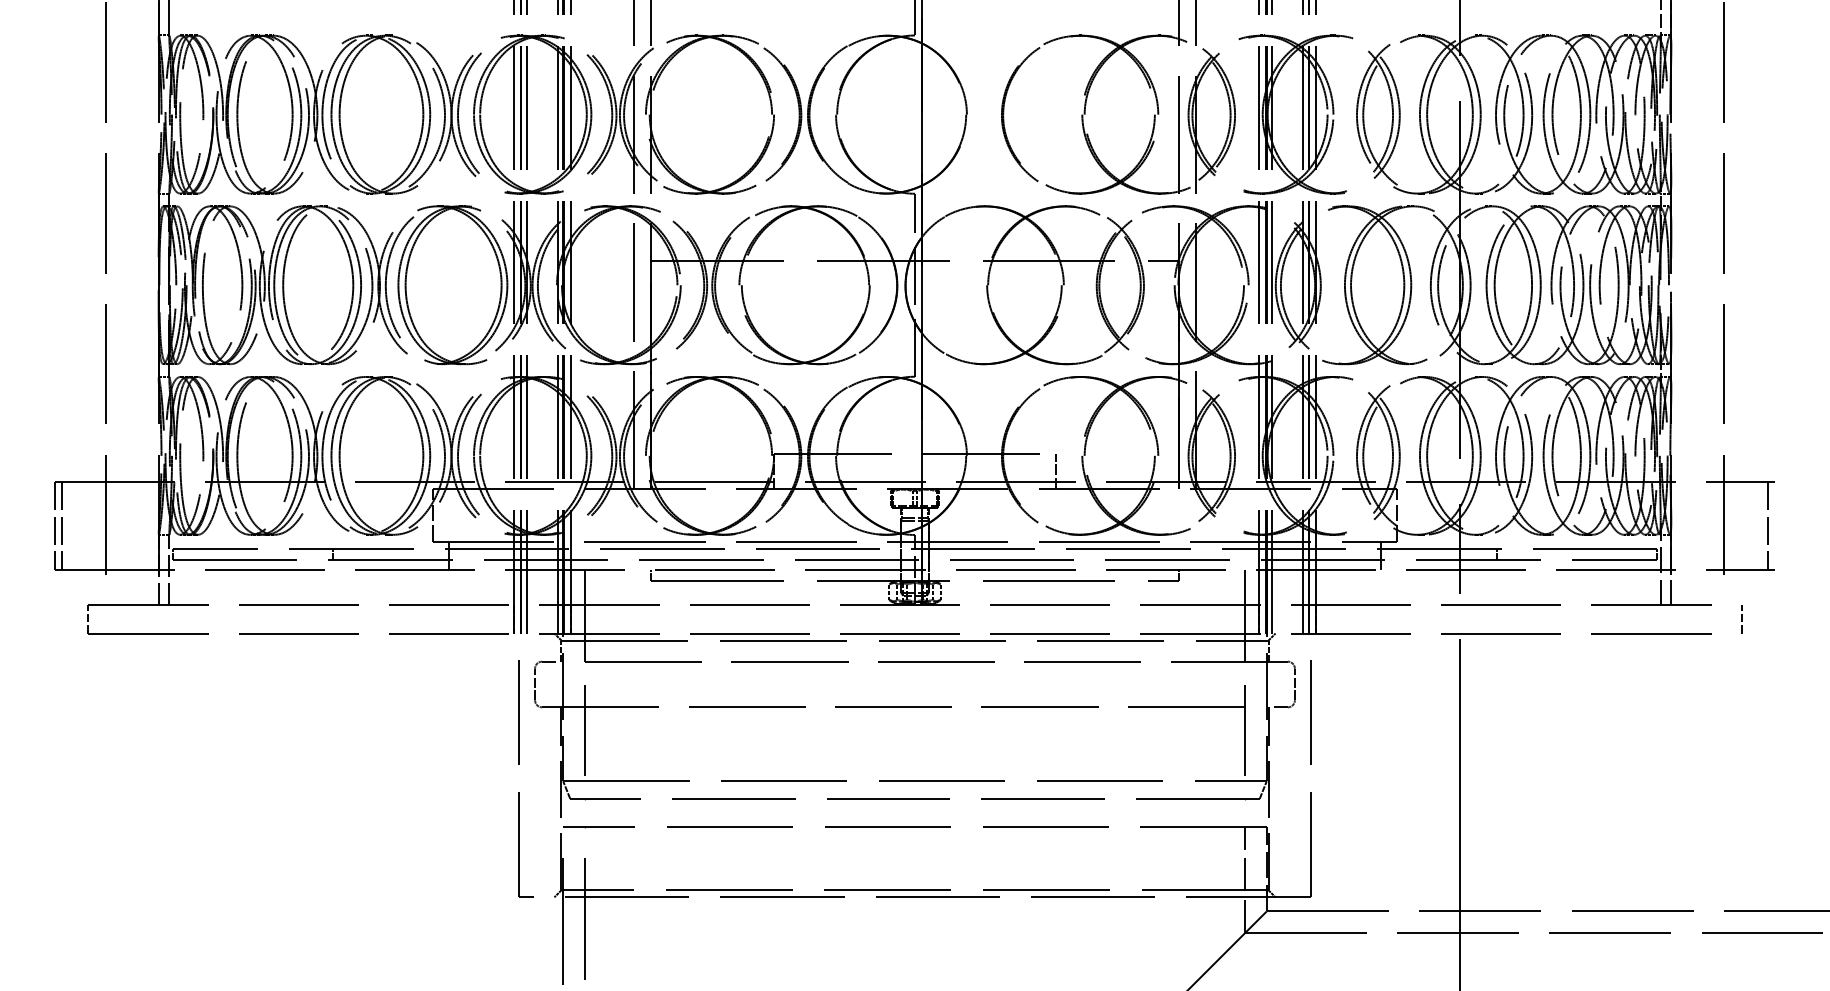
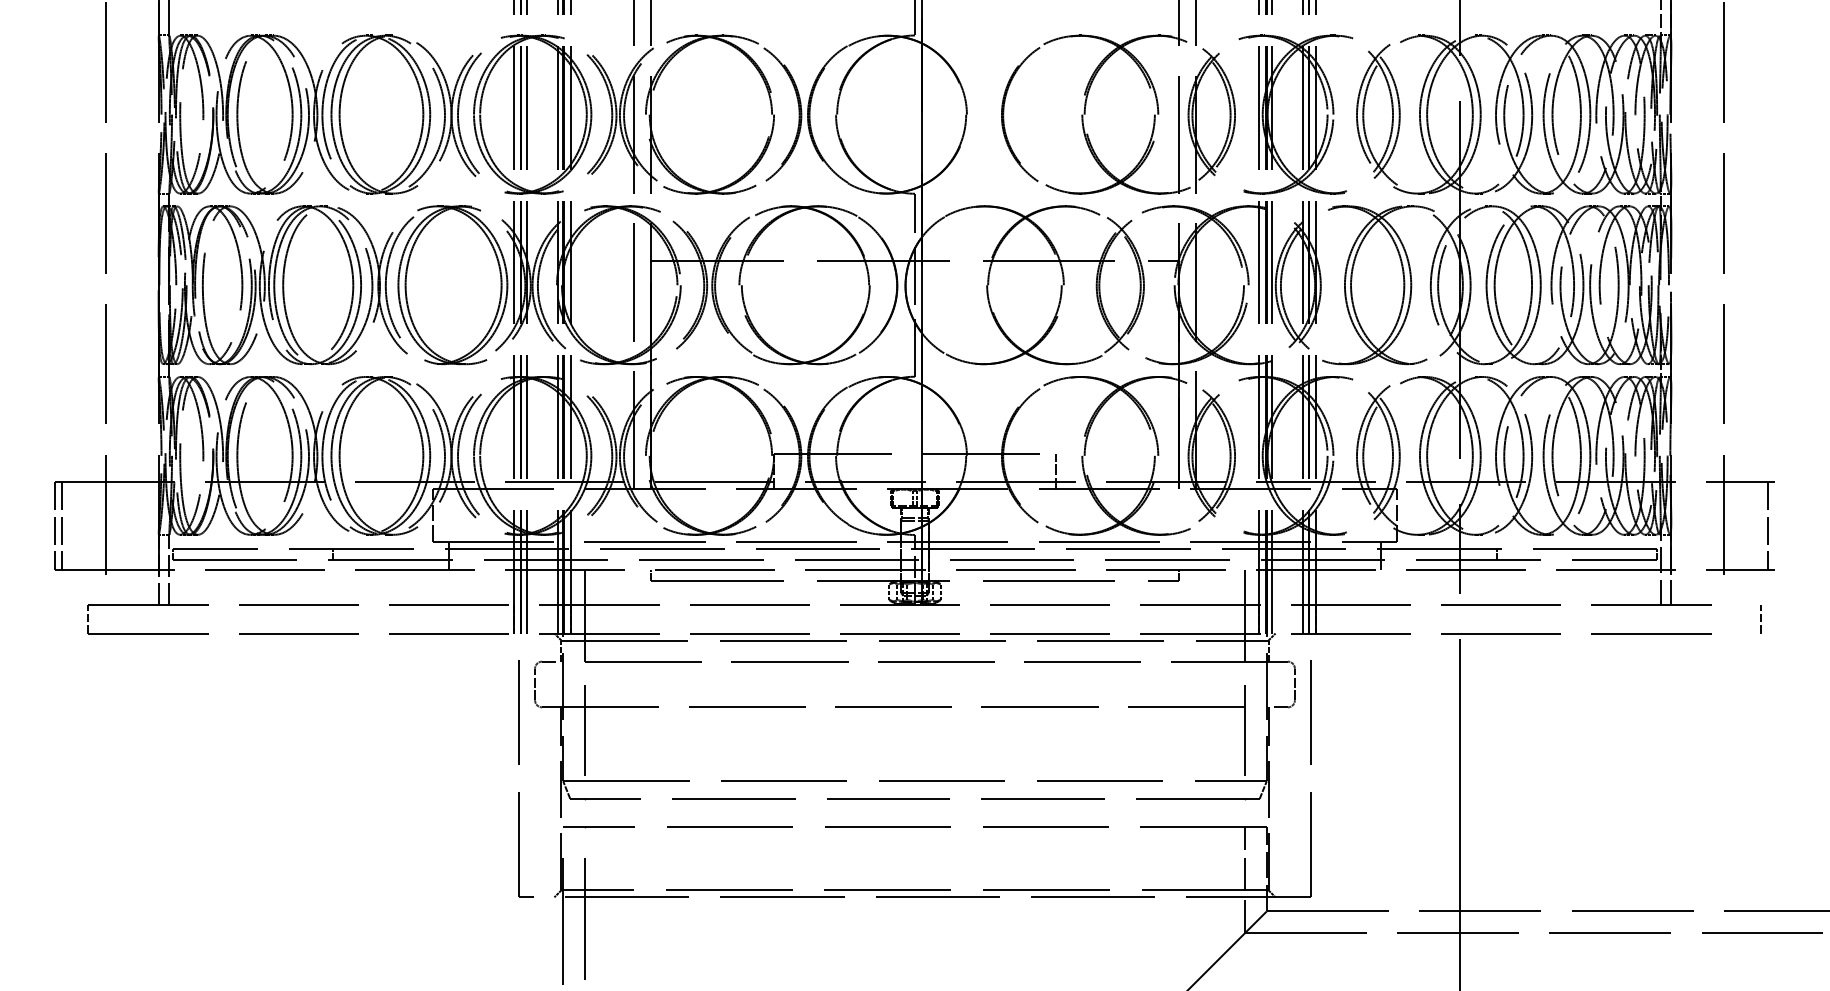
line position: (1741, 619) -> (1760, 619) (1760, 619)
